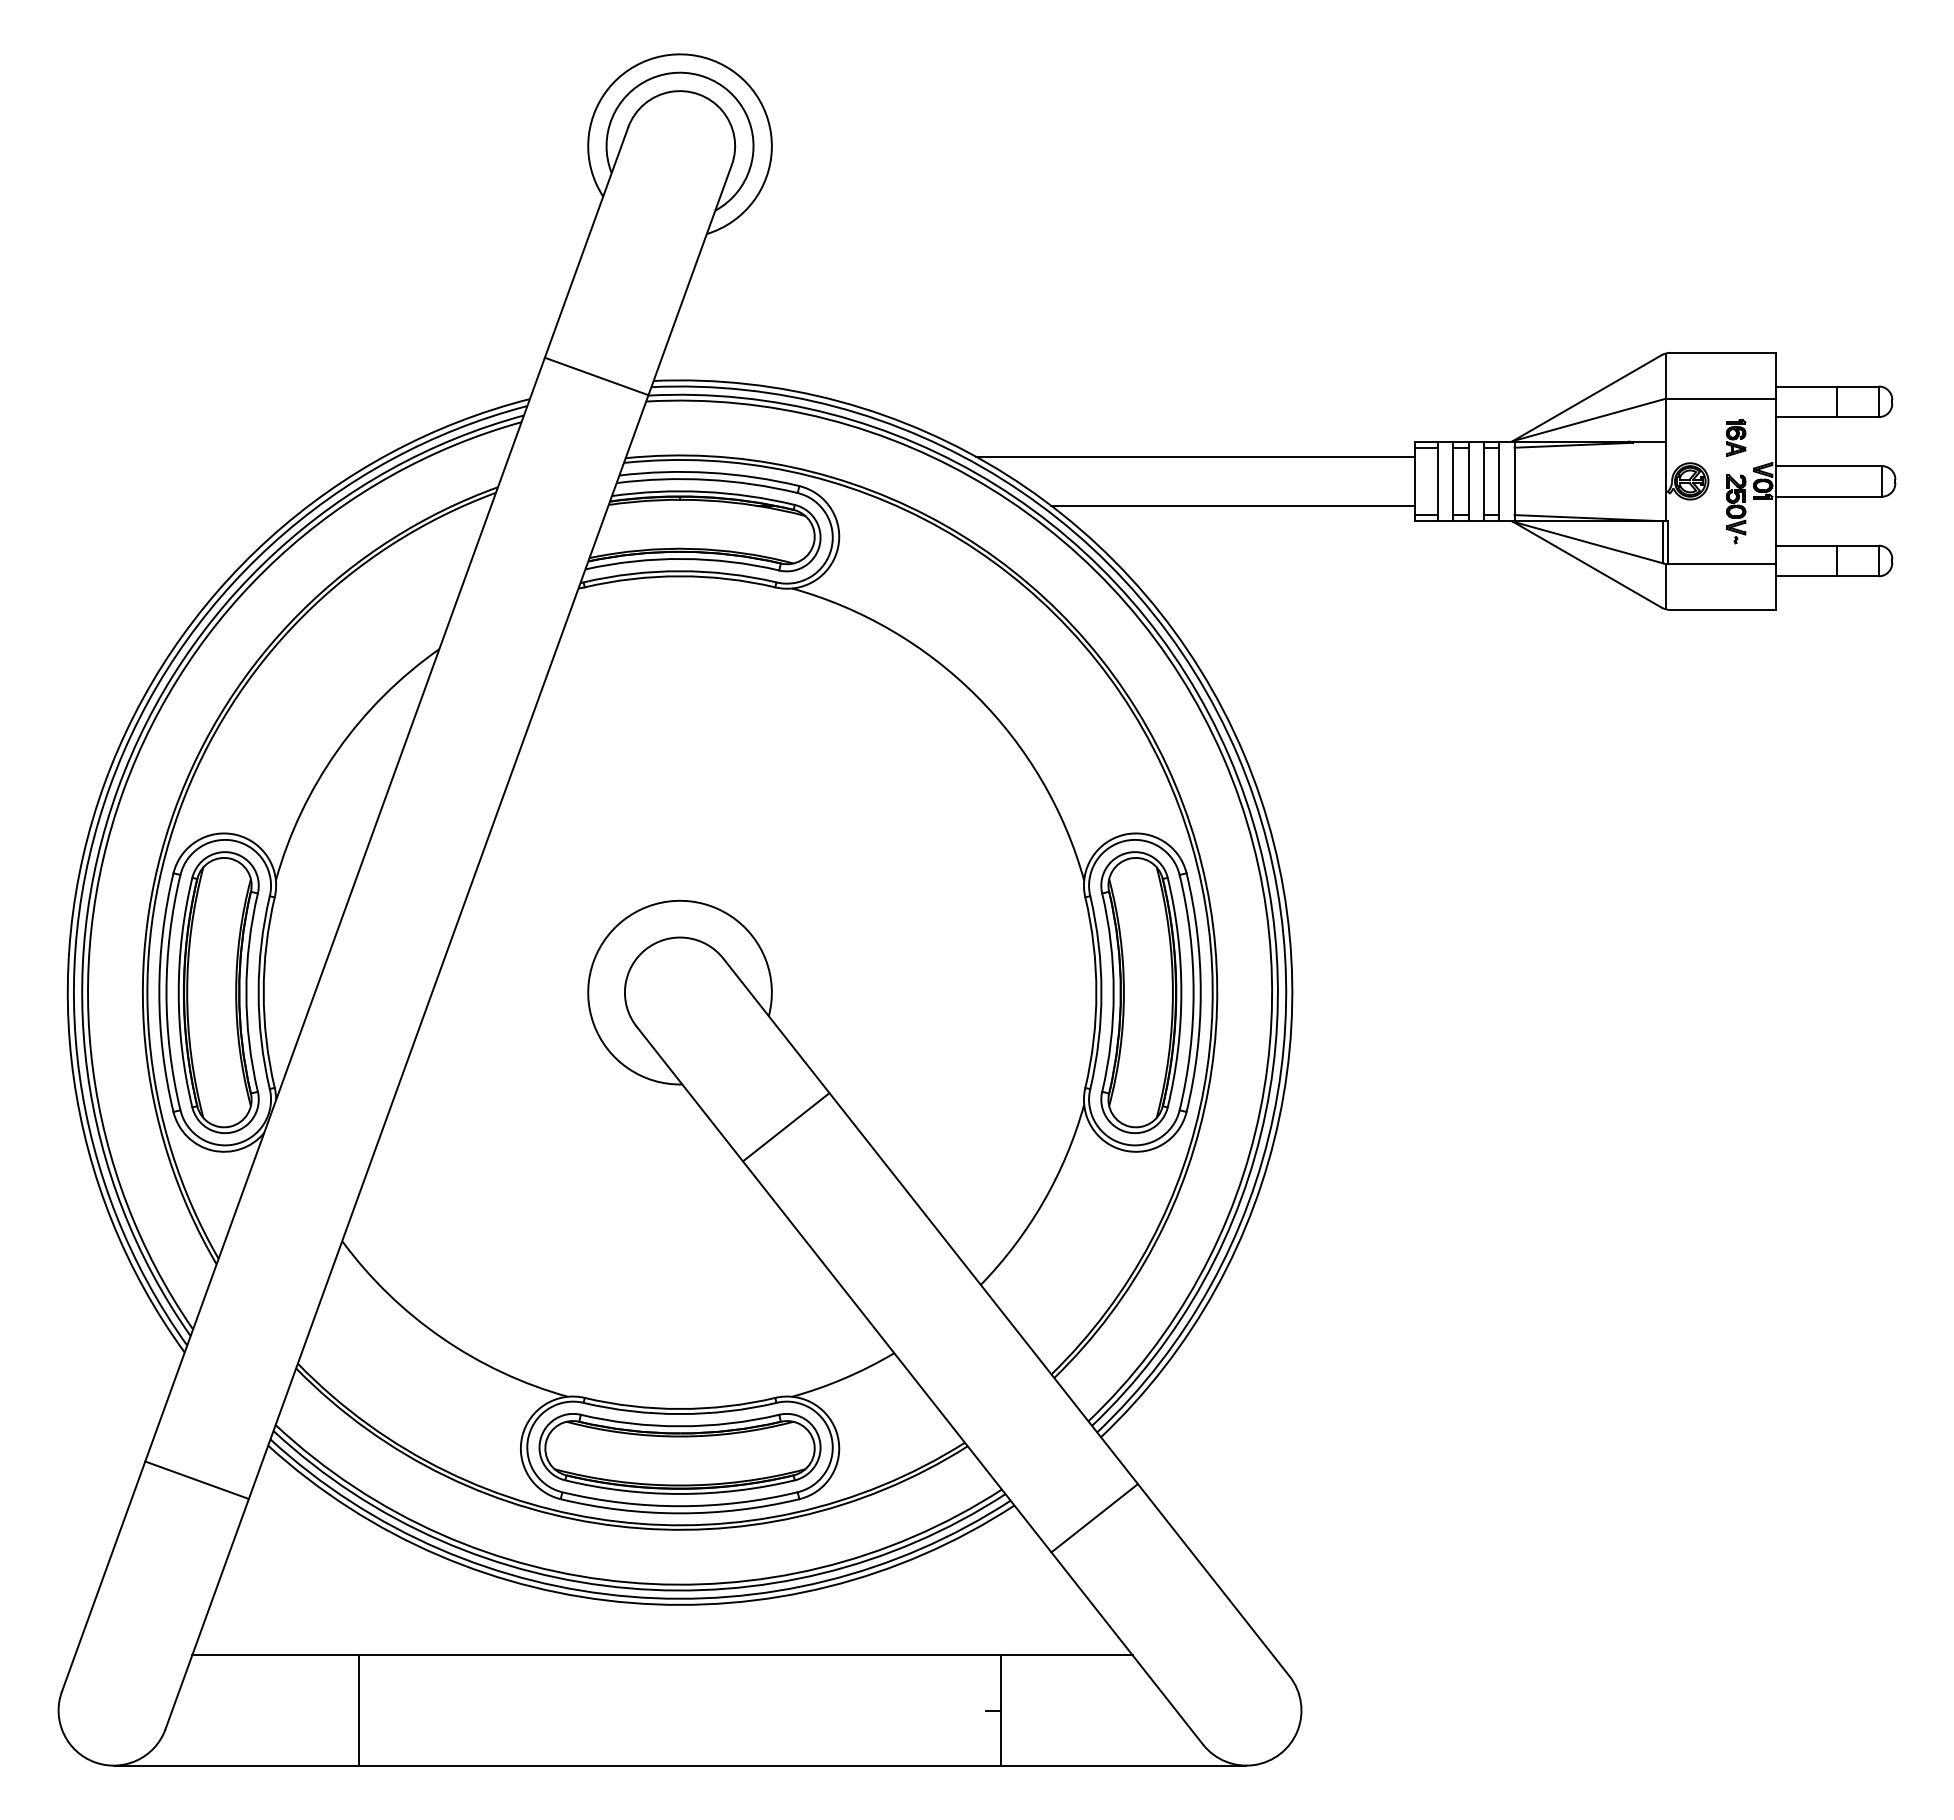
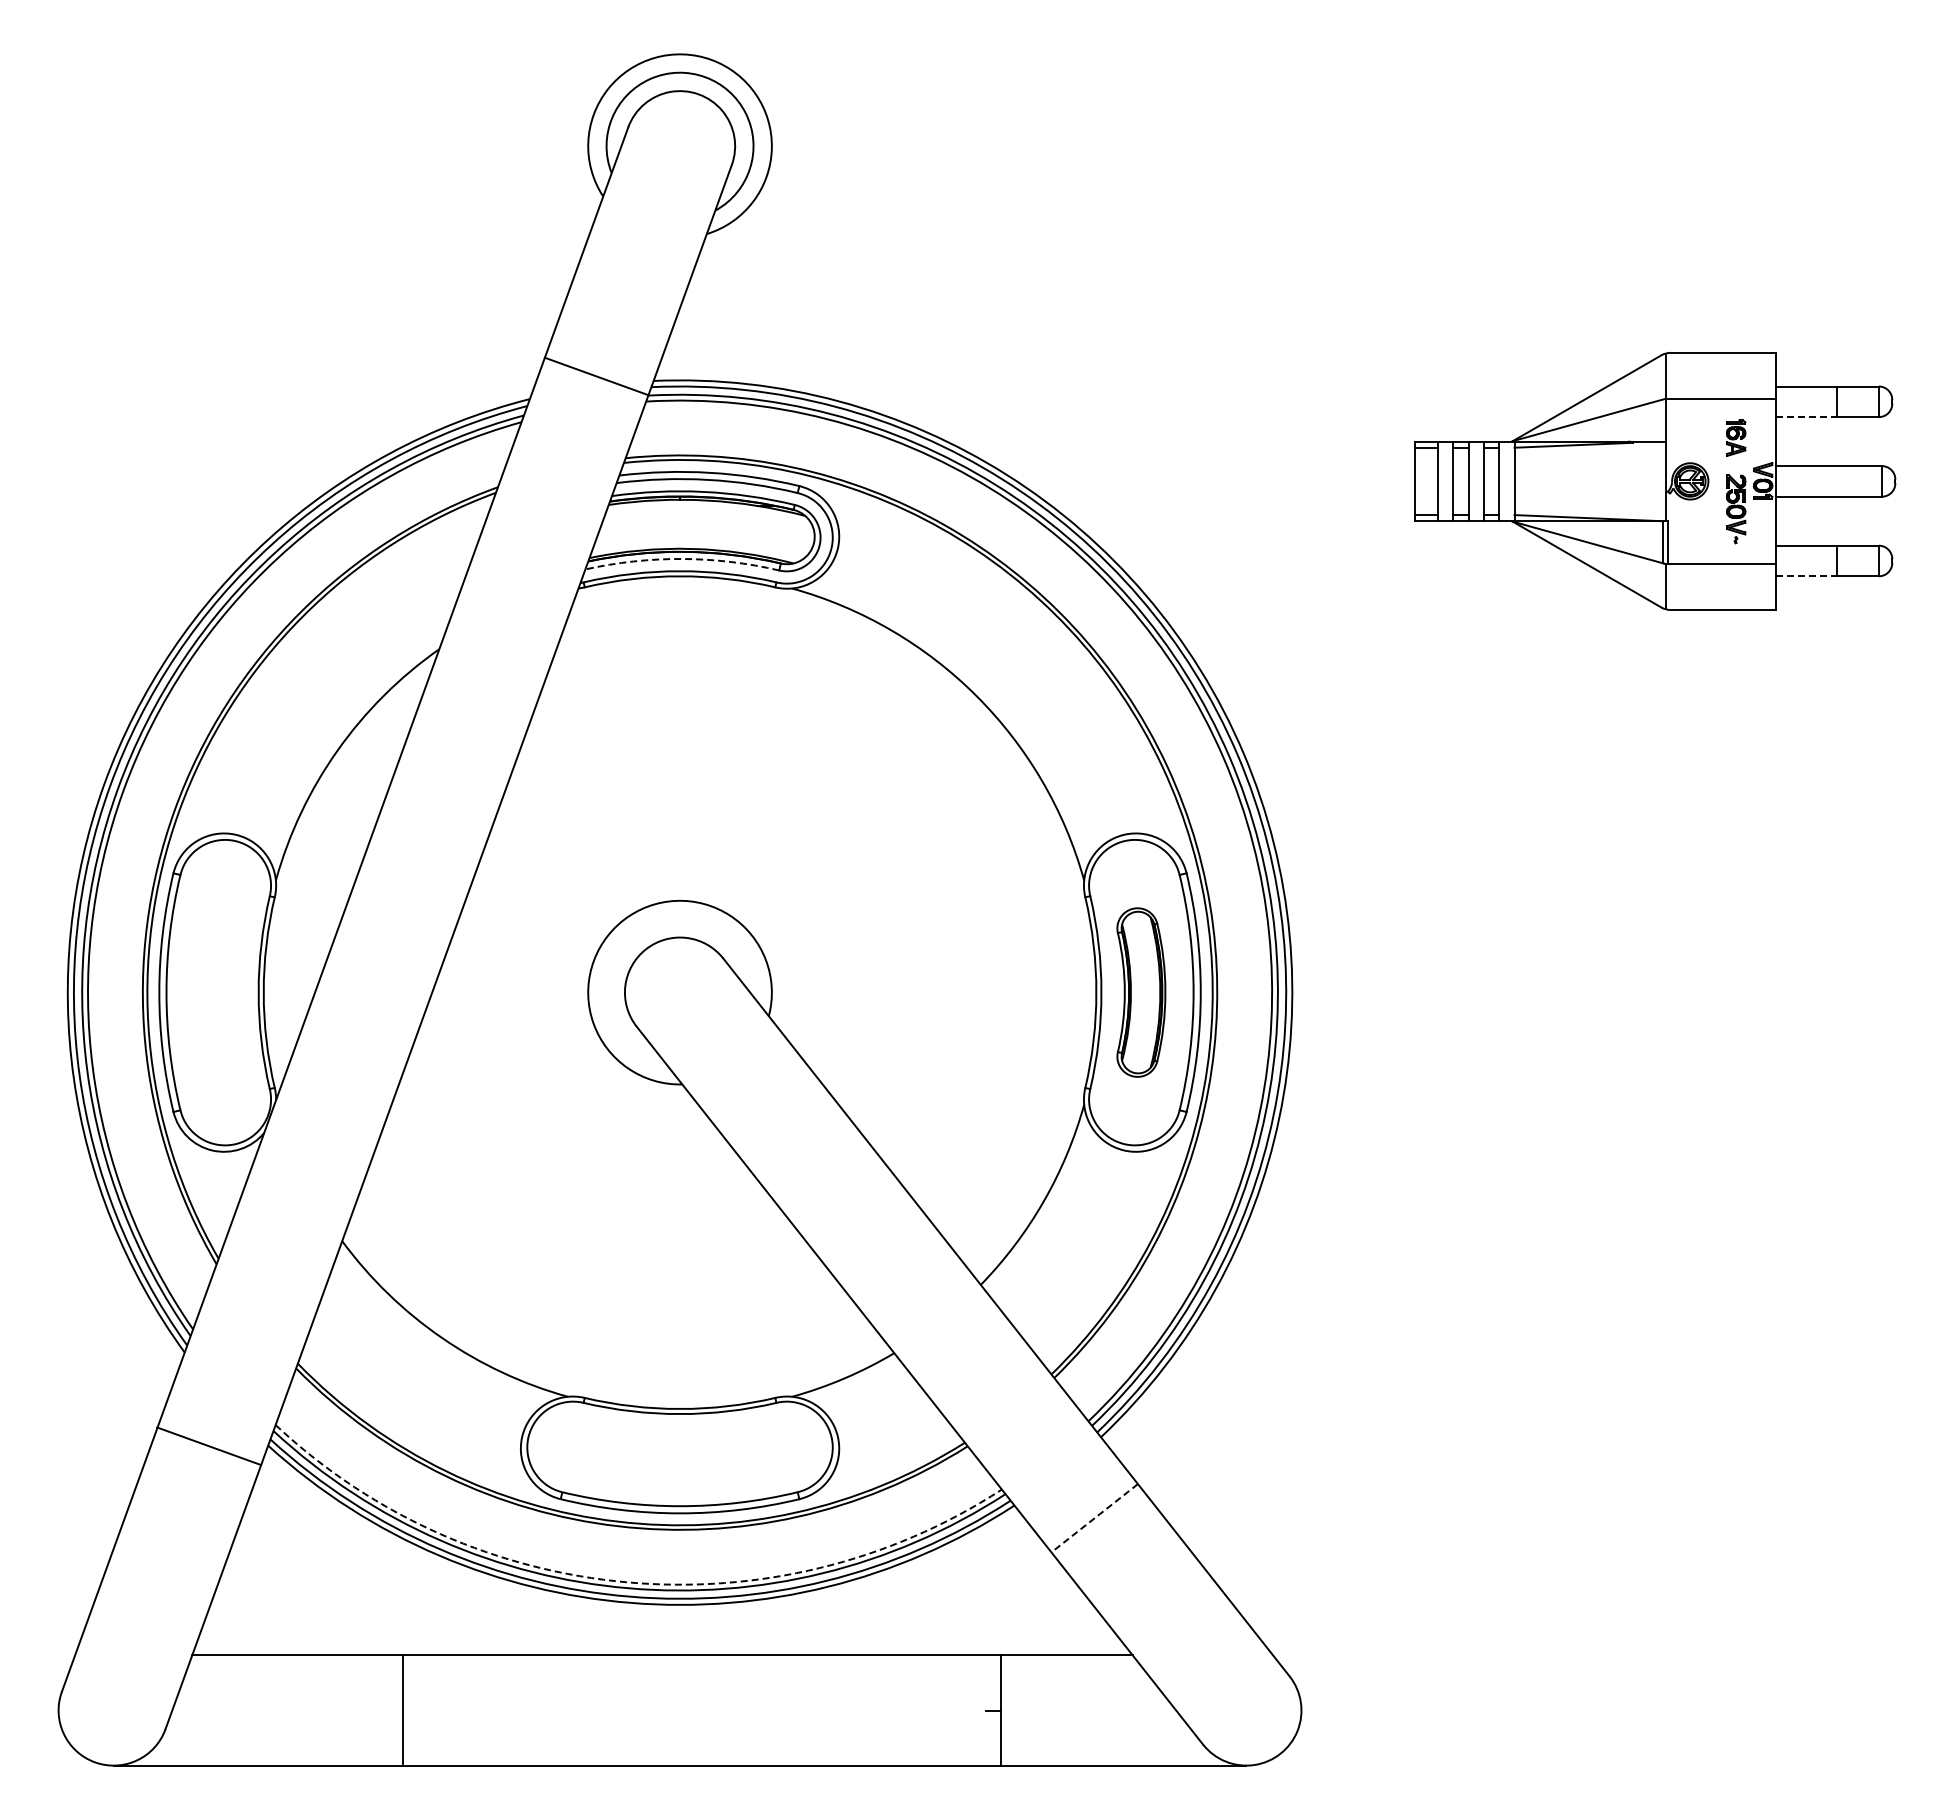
line: solid -> dashed (1806, 416)
line: present -> none (1195, 456)
line: present -> none (1232, 505)
arc: solid -> dashed (682, 559)
line: solid -> dashed (1806, 575)
part: present -> none (218, 992)
part size: 83x283 px -> 51x171 px (1141, 992)
line: present -> none (785, 1127)
part: present -> none (679, 1453)
line position: (196, 1479) -> (208, 1445) (208, 1445)
line: solid -> dashed (1094, 1518)
arc: solid -> dashed (627, 1582)
line position: (358, 1710) -> (402, 1710) (402, 1710)
